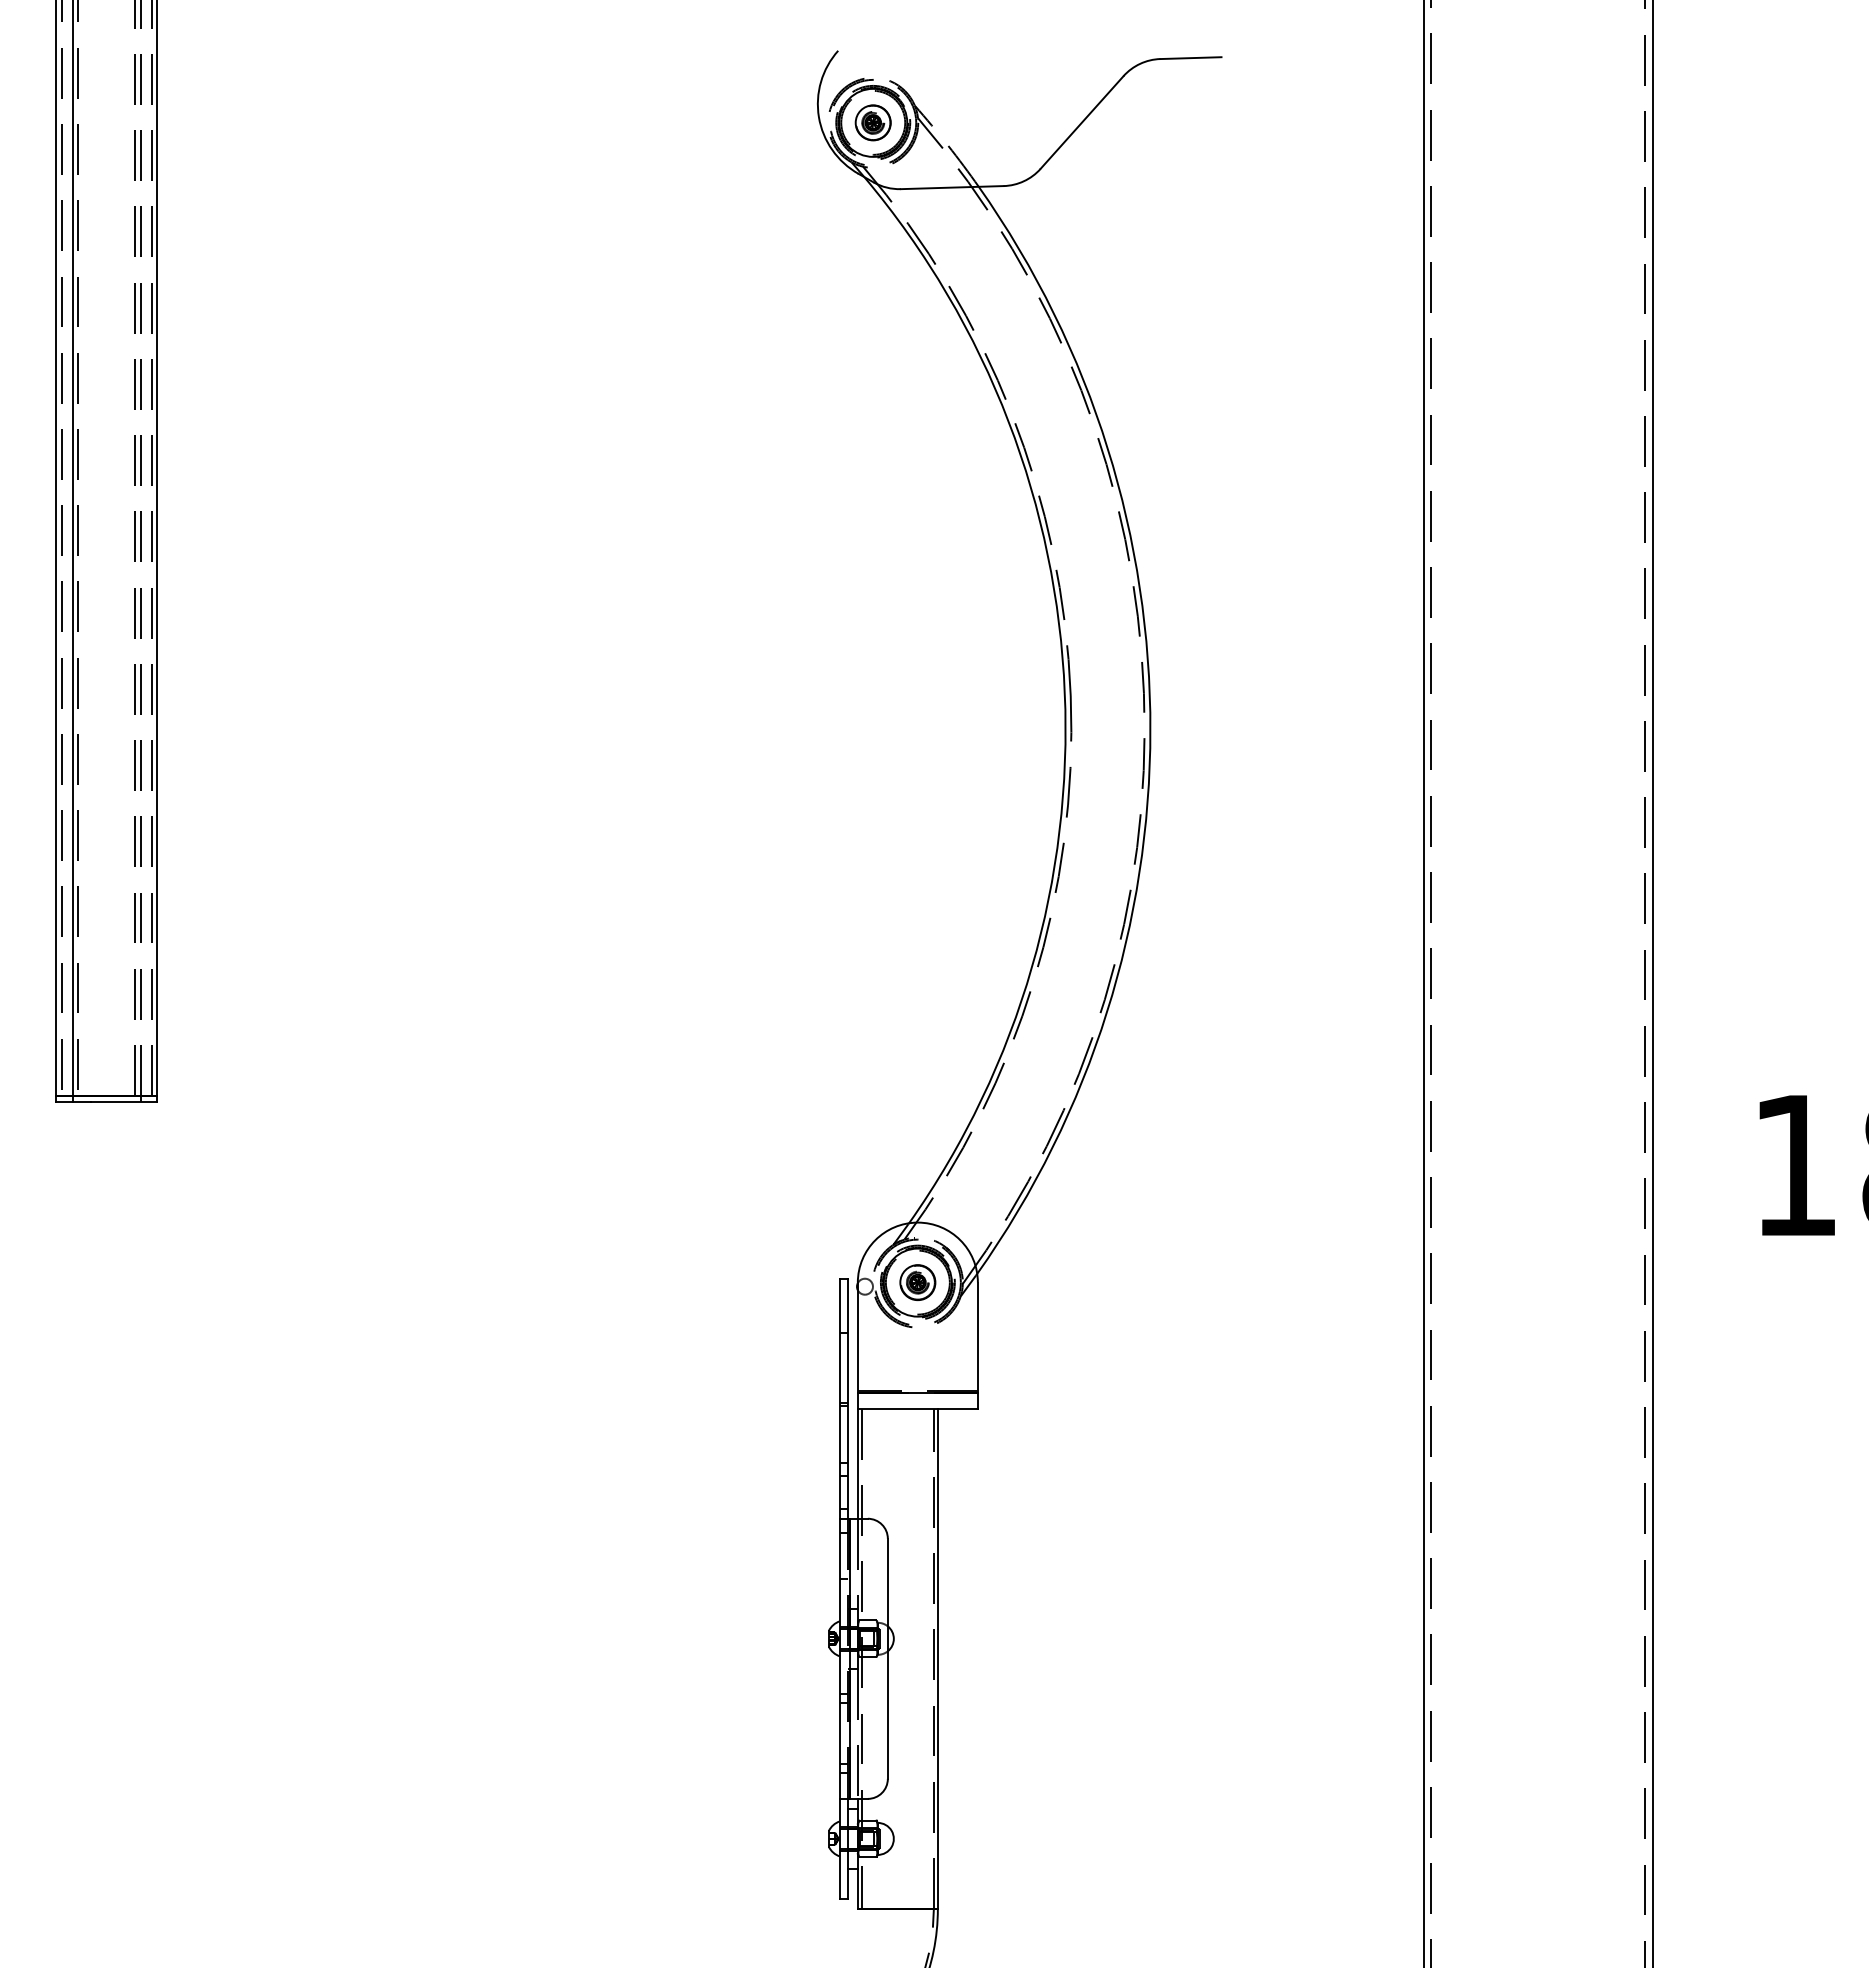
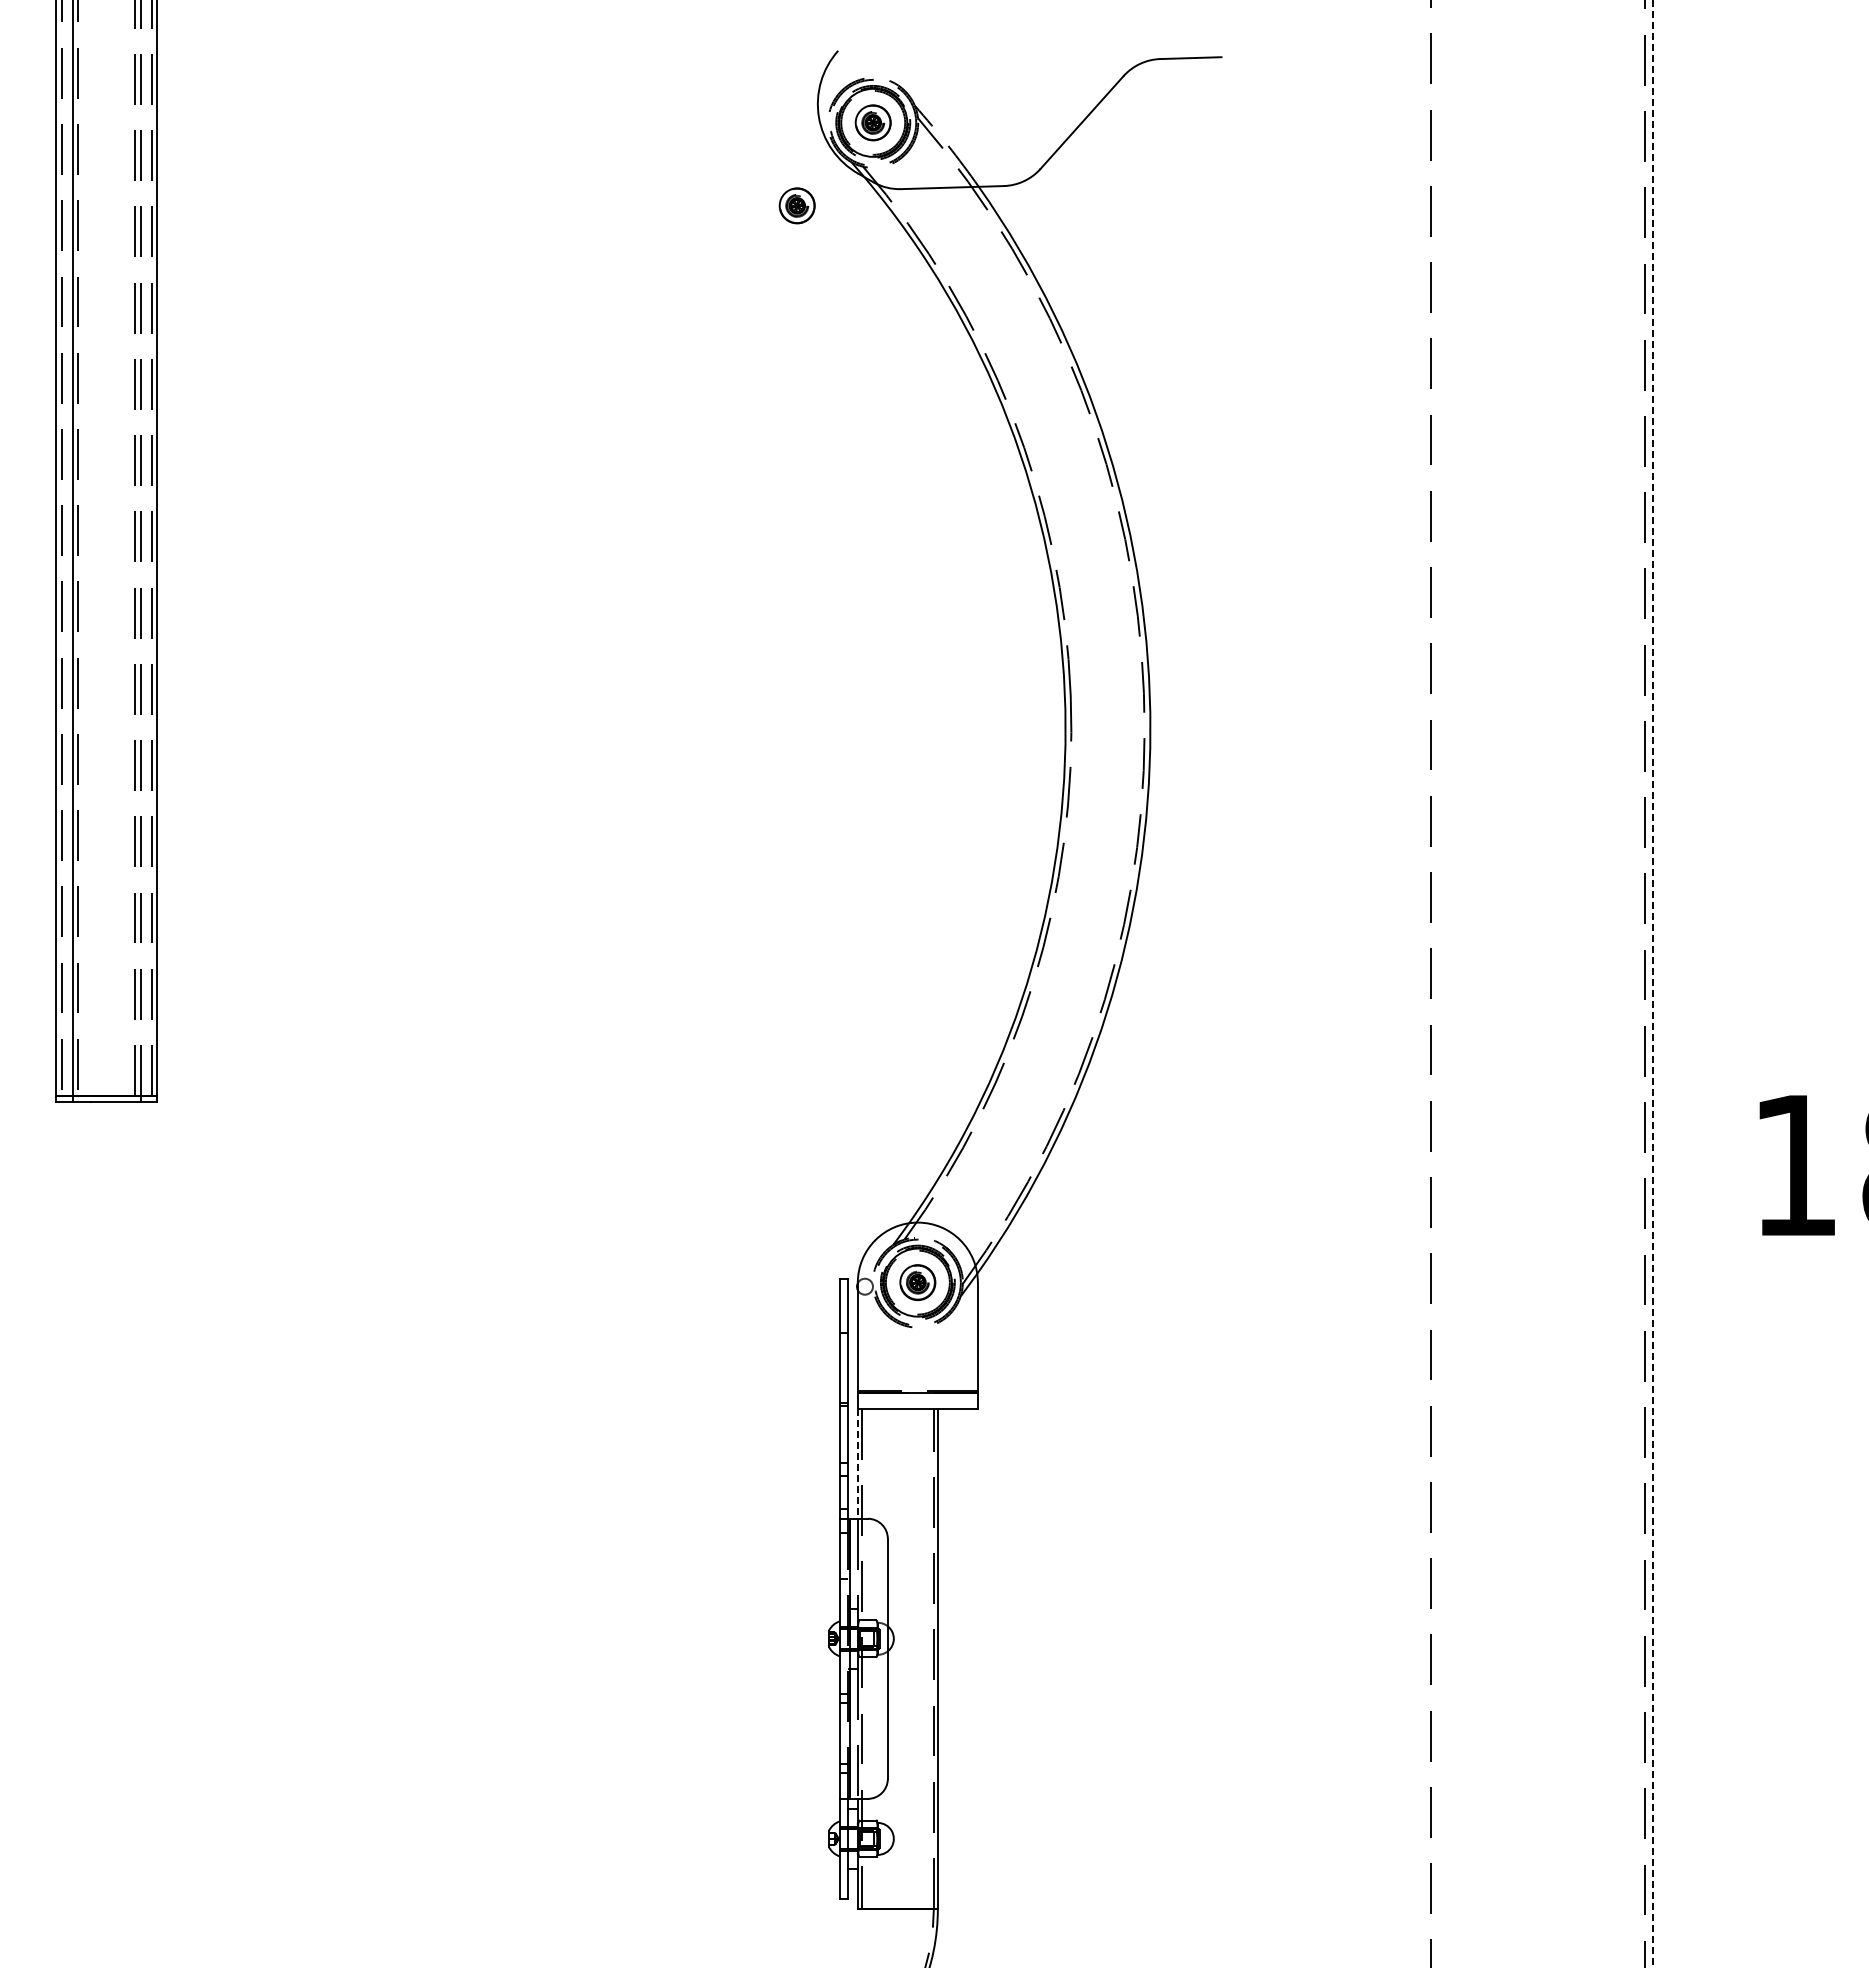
part: none -> present (796, 205)
line: present -> none (1423, 983)
line: solid -> dashed (1652, 983)
line: solid -> dashed (857, 1464)
